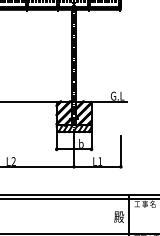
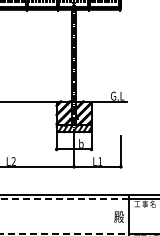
line: solid -> dashed (64, 199)
line: solid -> dashed (65, 233)
